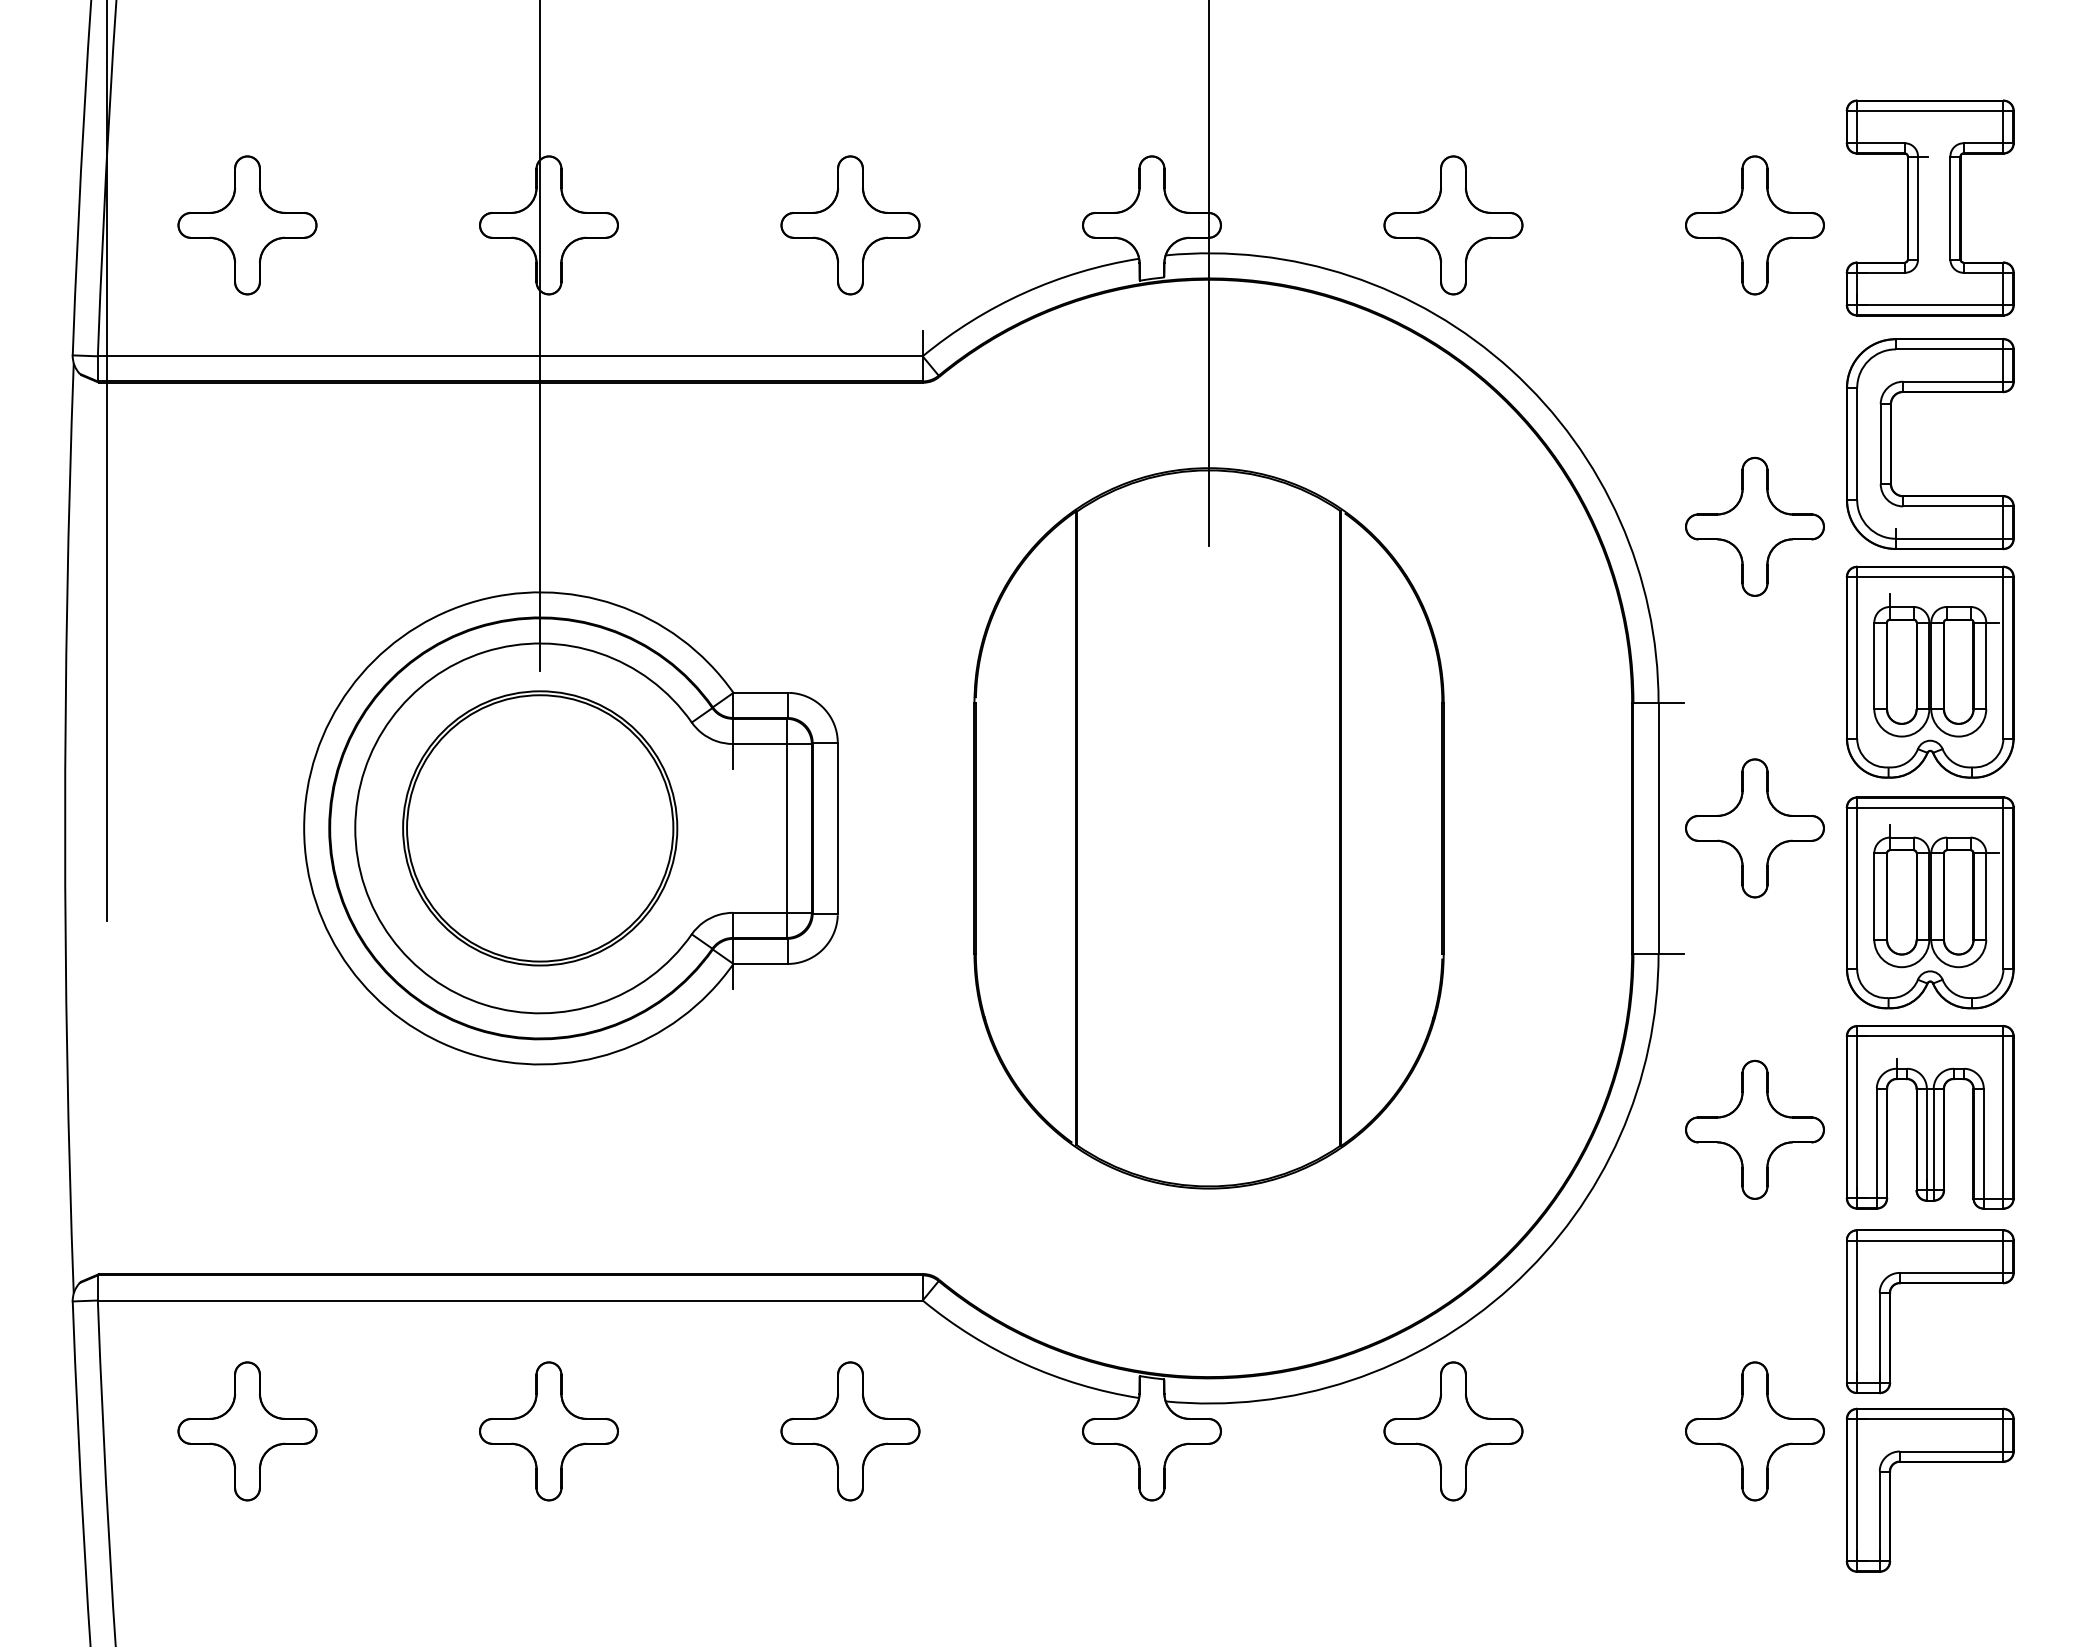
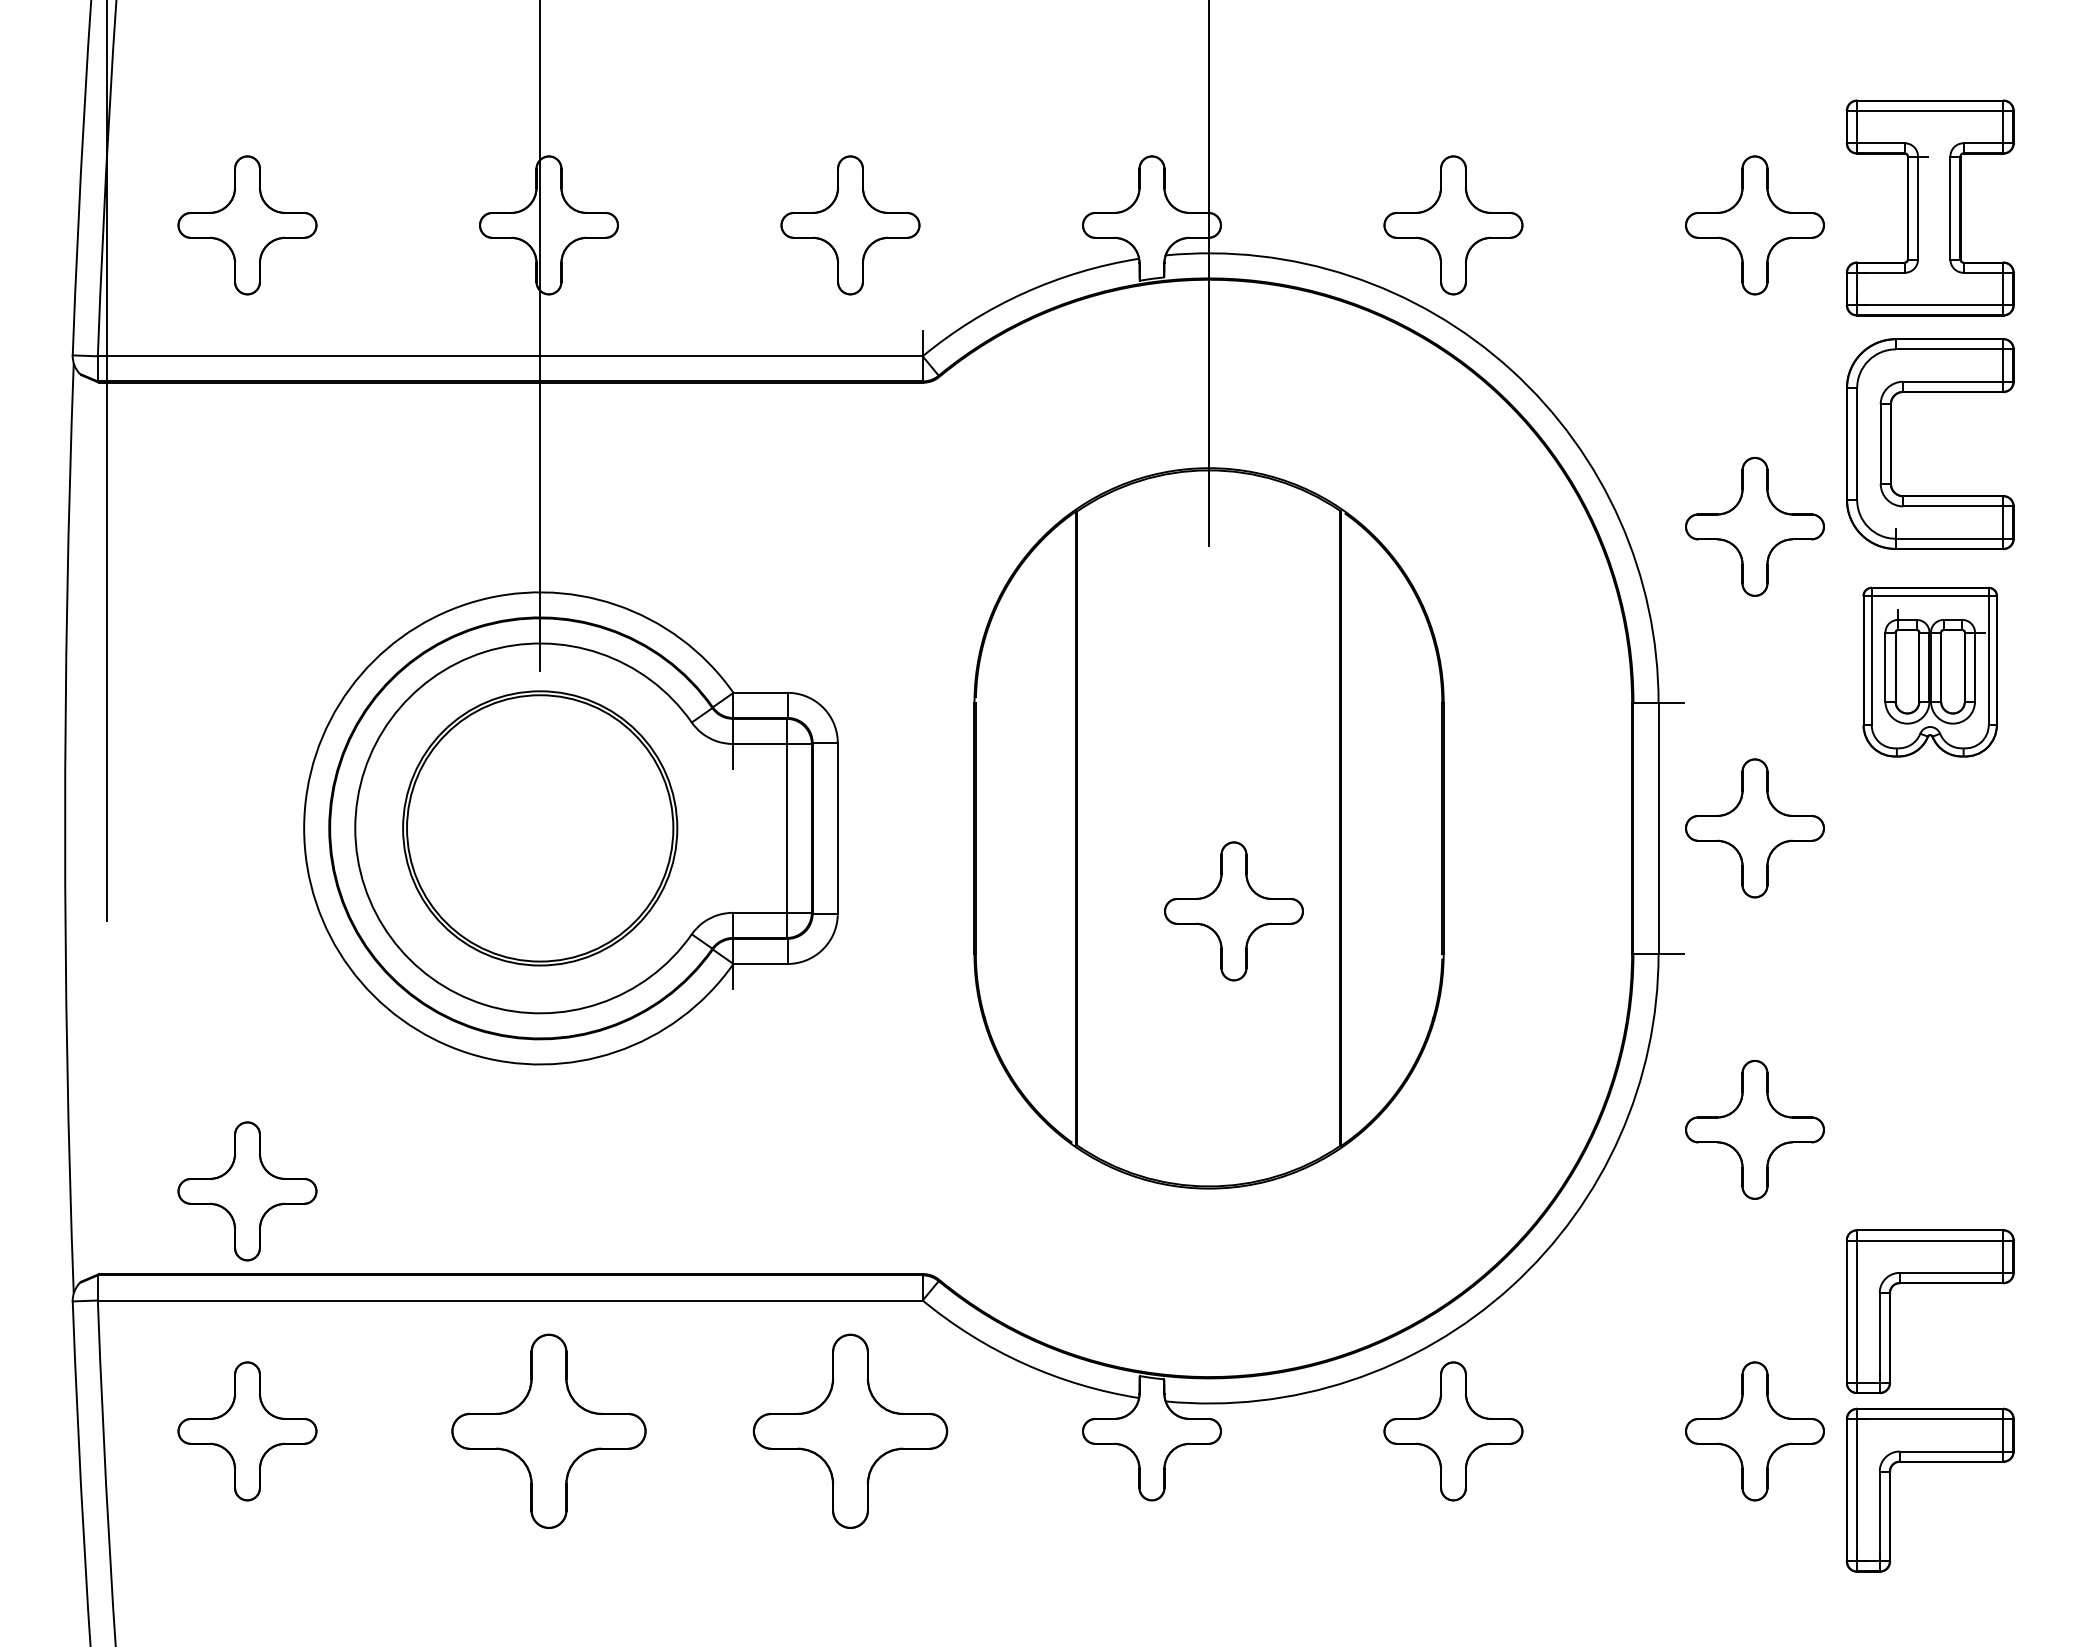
part size: 170x214 px -> 136x172 px (1929, 671)
part: present -> none (1929, 902)
part: none -> present (1233, 911)
part: present -> none (1929, 1117)
part: none -> present (247, 1191)
part size: 140x141 px -> 196x196 px (548, 1430)
part size: 141x141 px -> 197x196 px (850, 1430)
